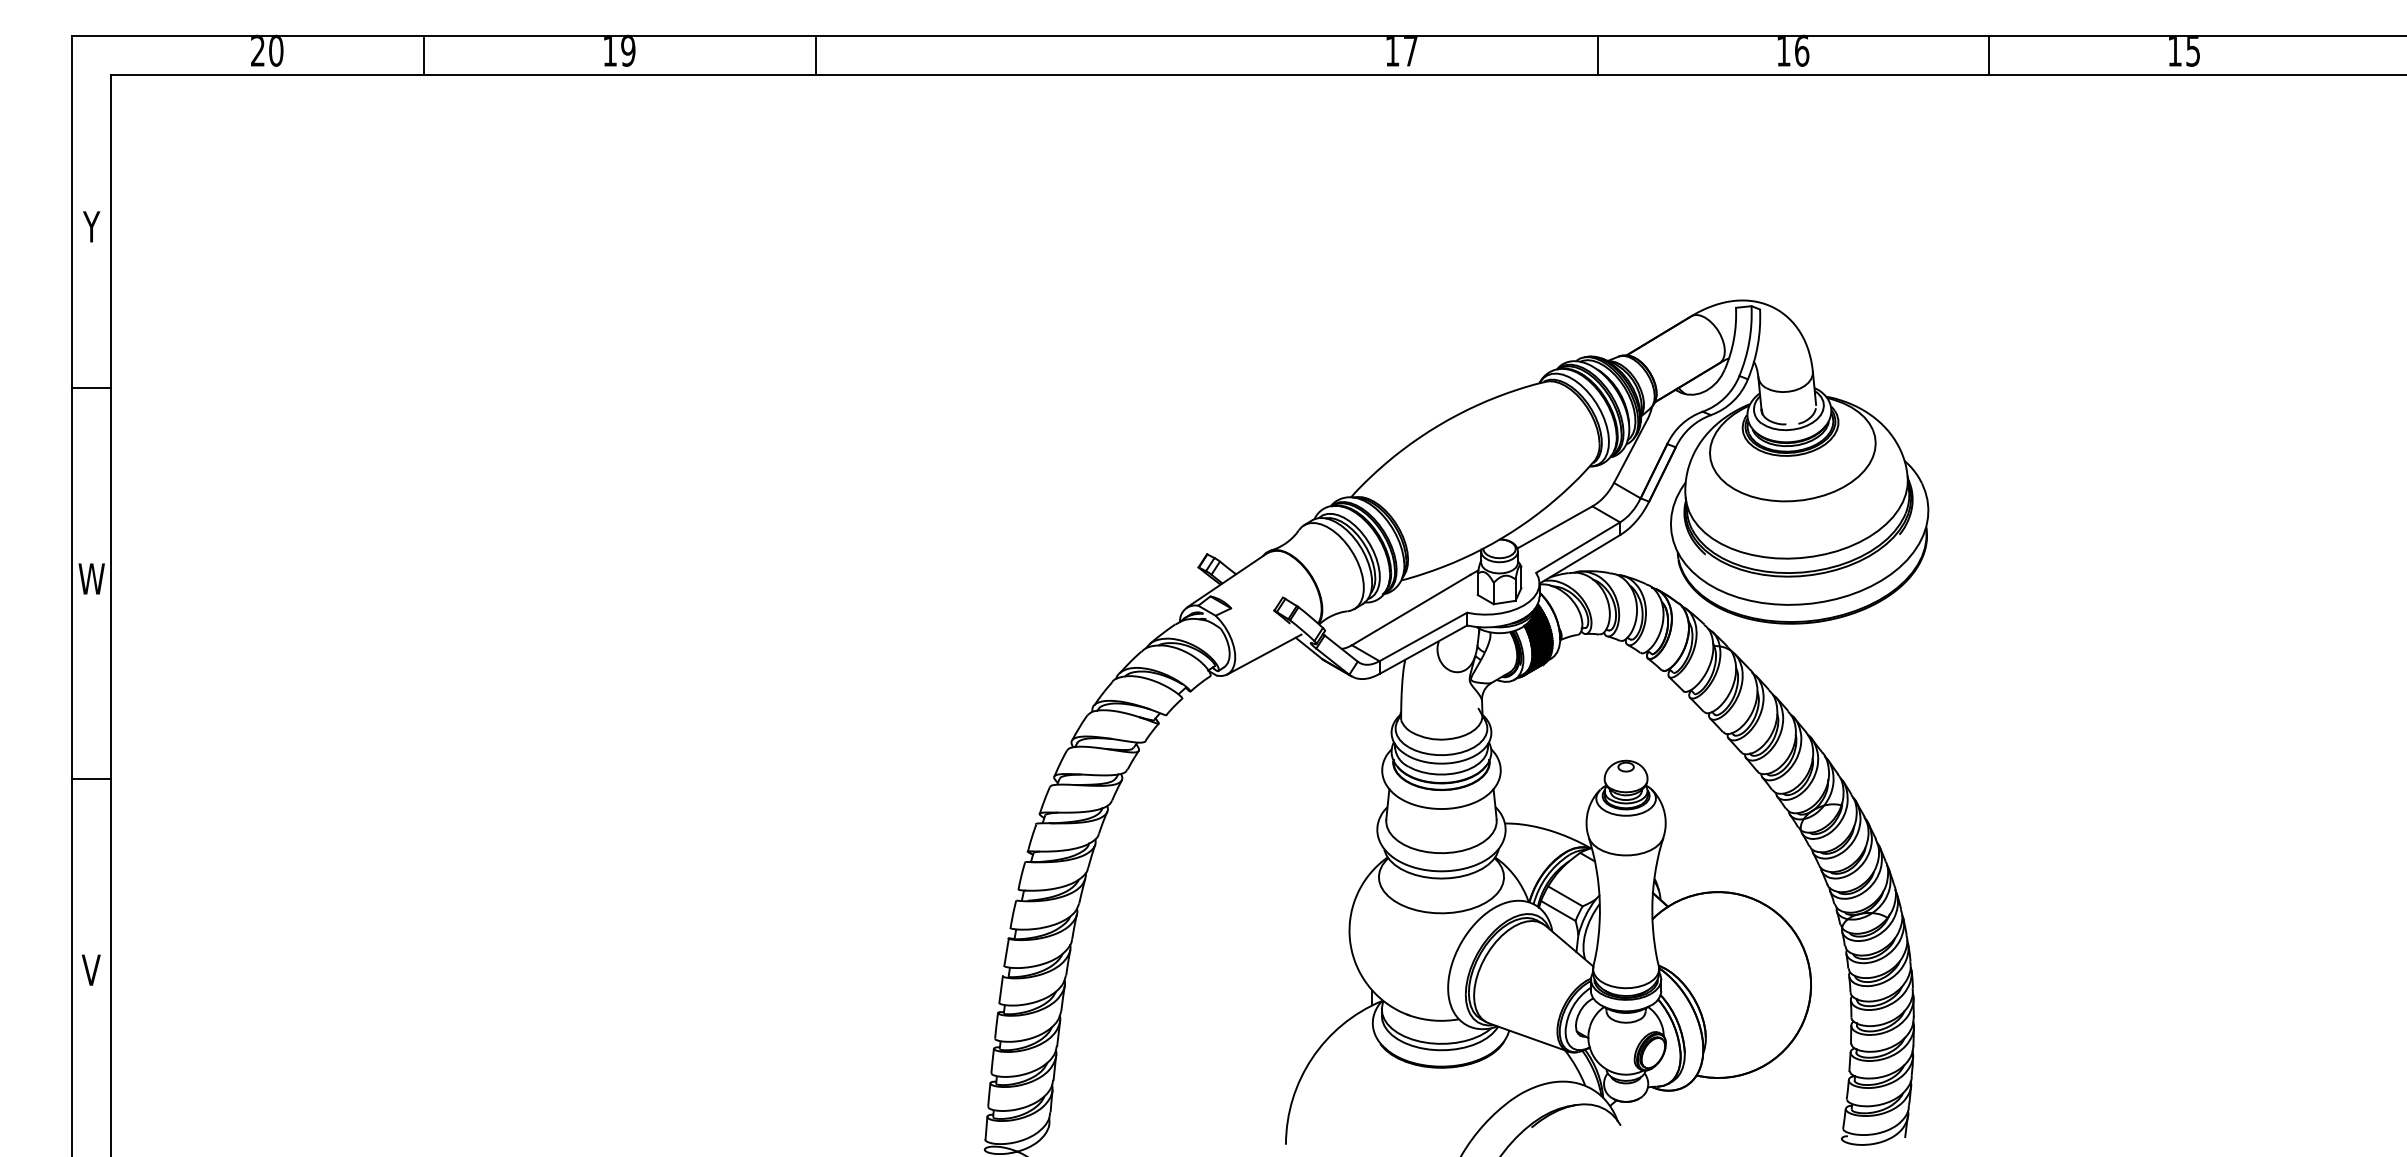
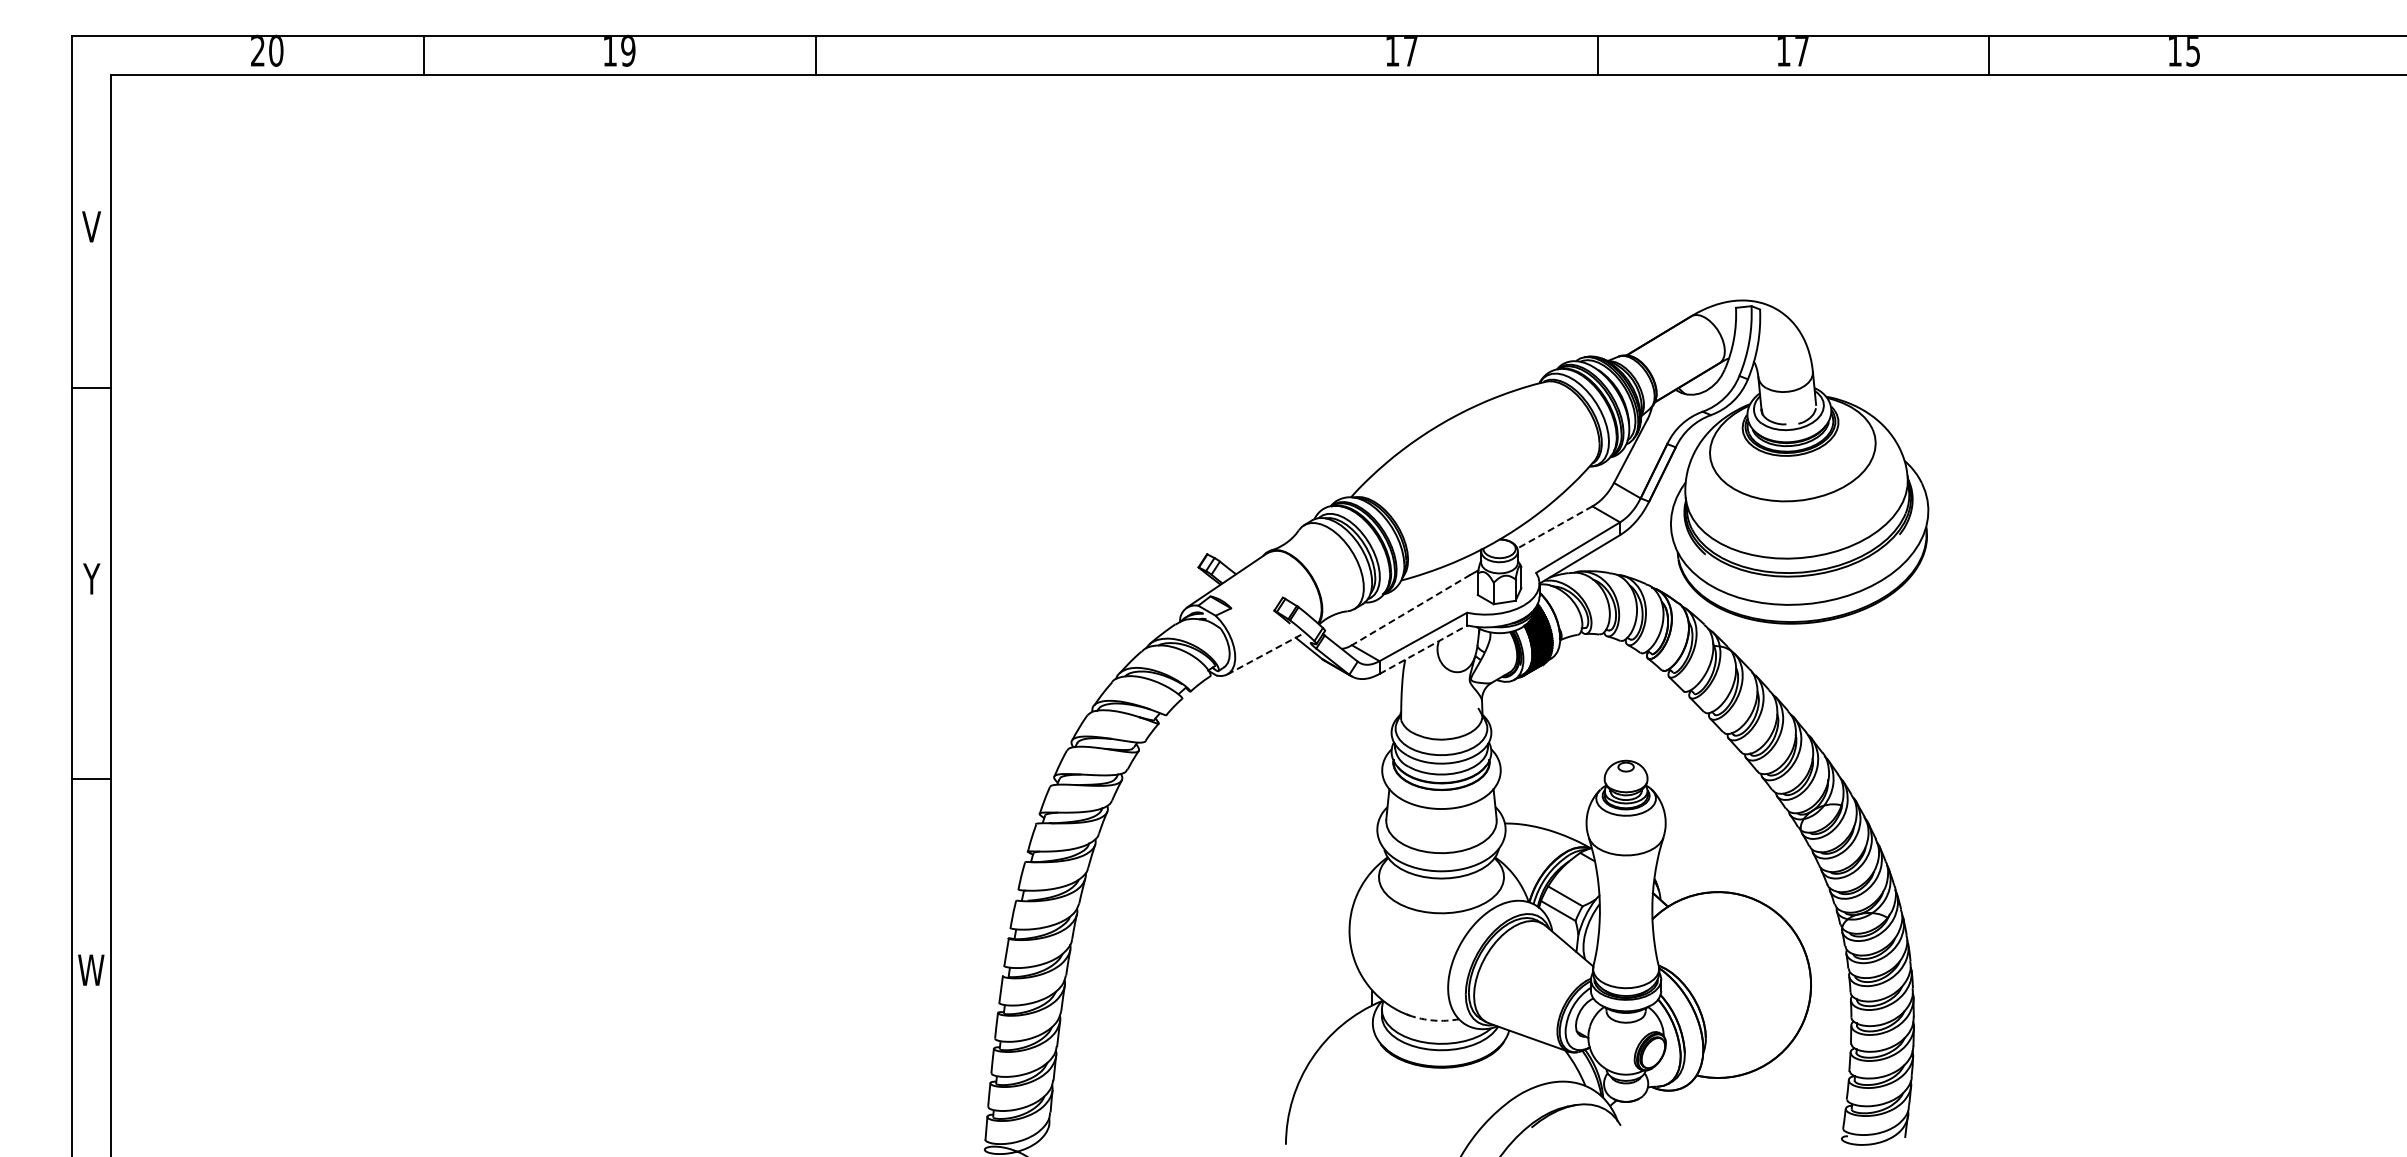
text: 16 -> 17 (1802, 50)
text: Y -> V (91, 226)
line: solid -> dashed (1554, 527)
text: W -> Y (91, 578)
line: solid -> dashed (1411, 610)
line: solid -> dashed (1423, 649)
line: solid -> dashed (1264, 654)
text: V -> W (91, 969)
arc: solid -> dashed (1433, 1020)
